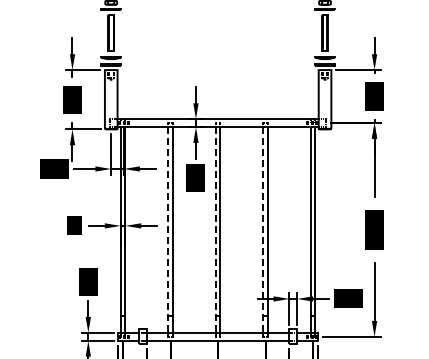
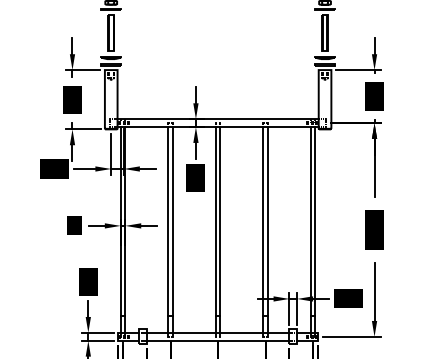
line: dashed -> solid (168, 229)
line: dashed -> solid (215, 229)
line: dashed -> solid (263, 229)
